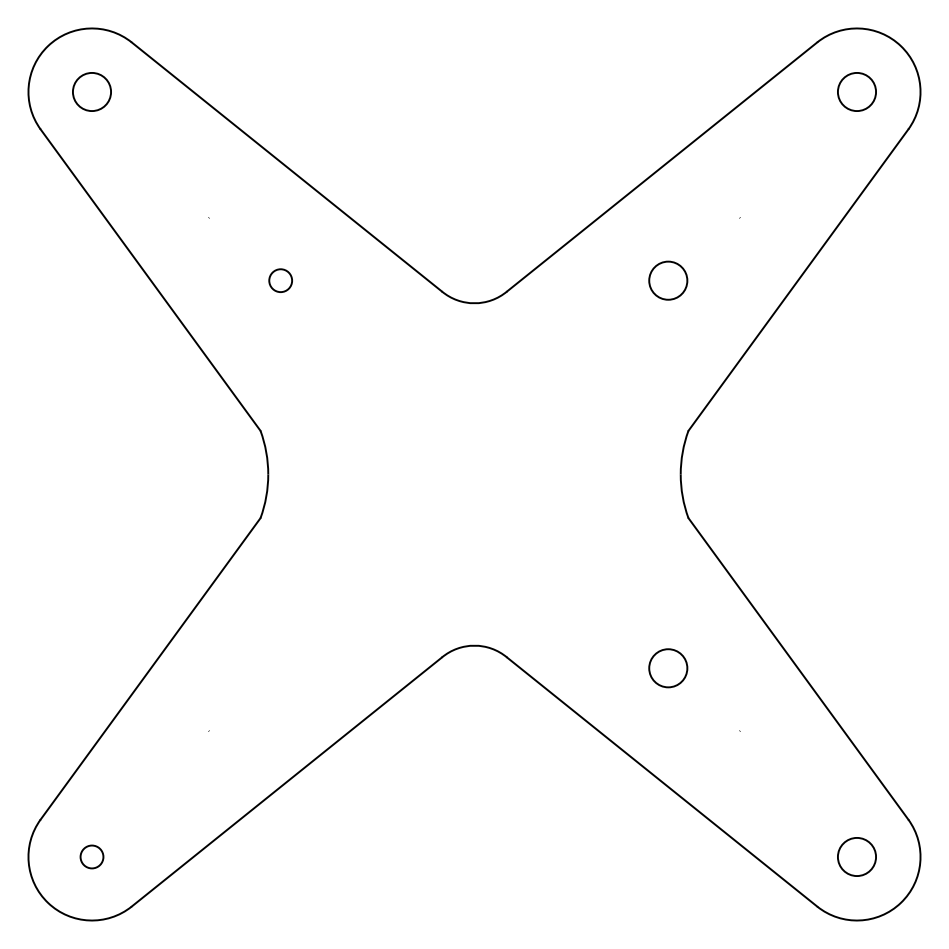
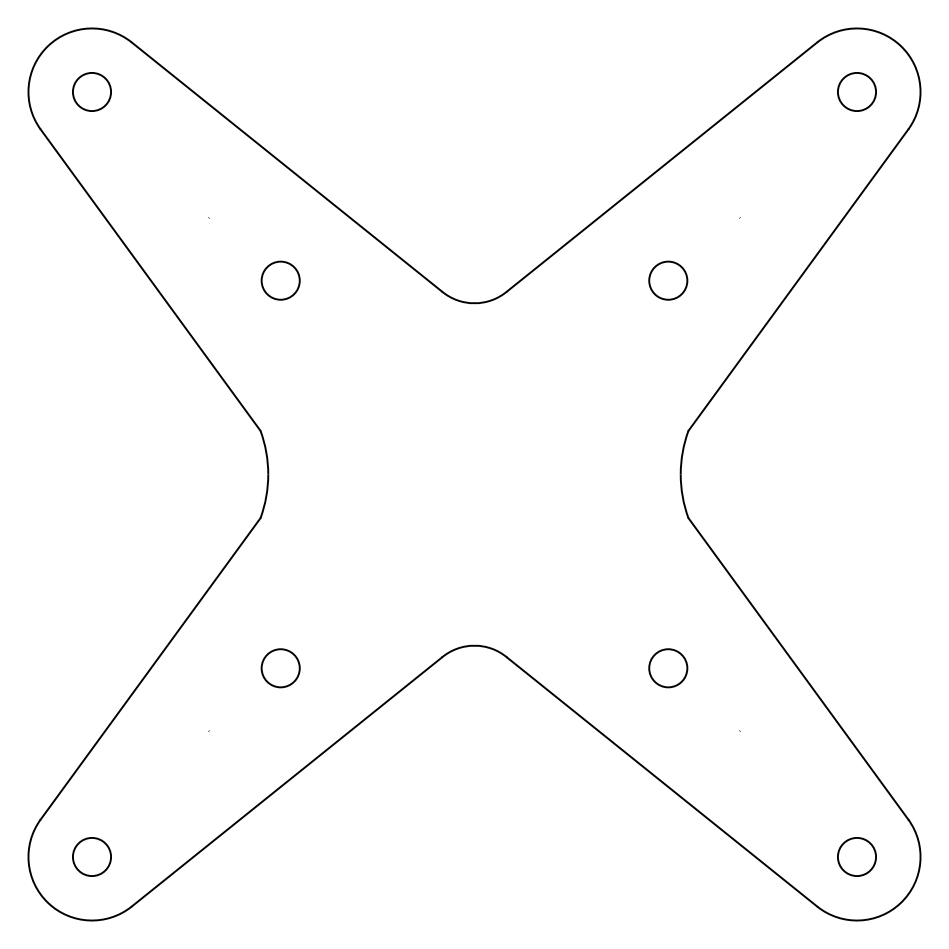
circle diameter: 23 px -> 38 px (280, 280)
circle: none -> present (280, 668)
circle diameter: 23 px -> 38 px (91, 856)
